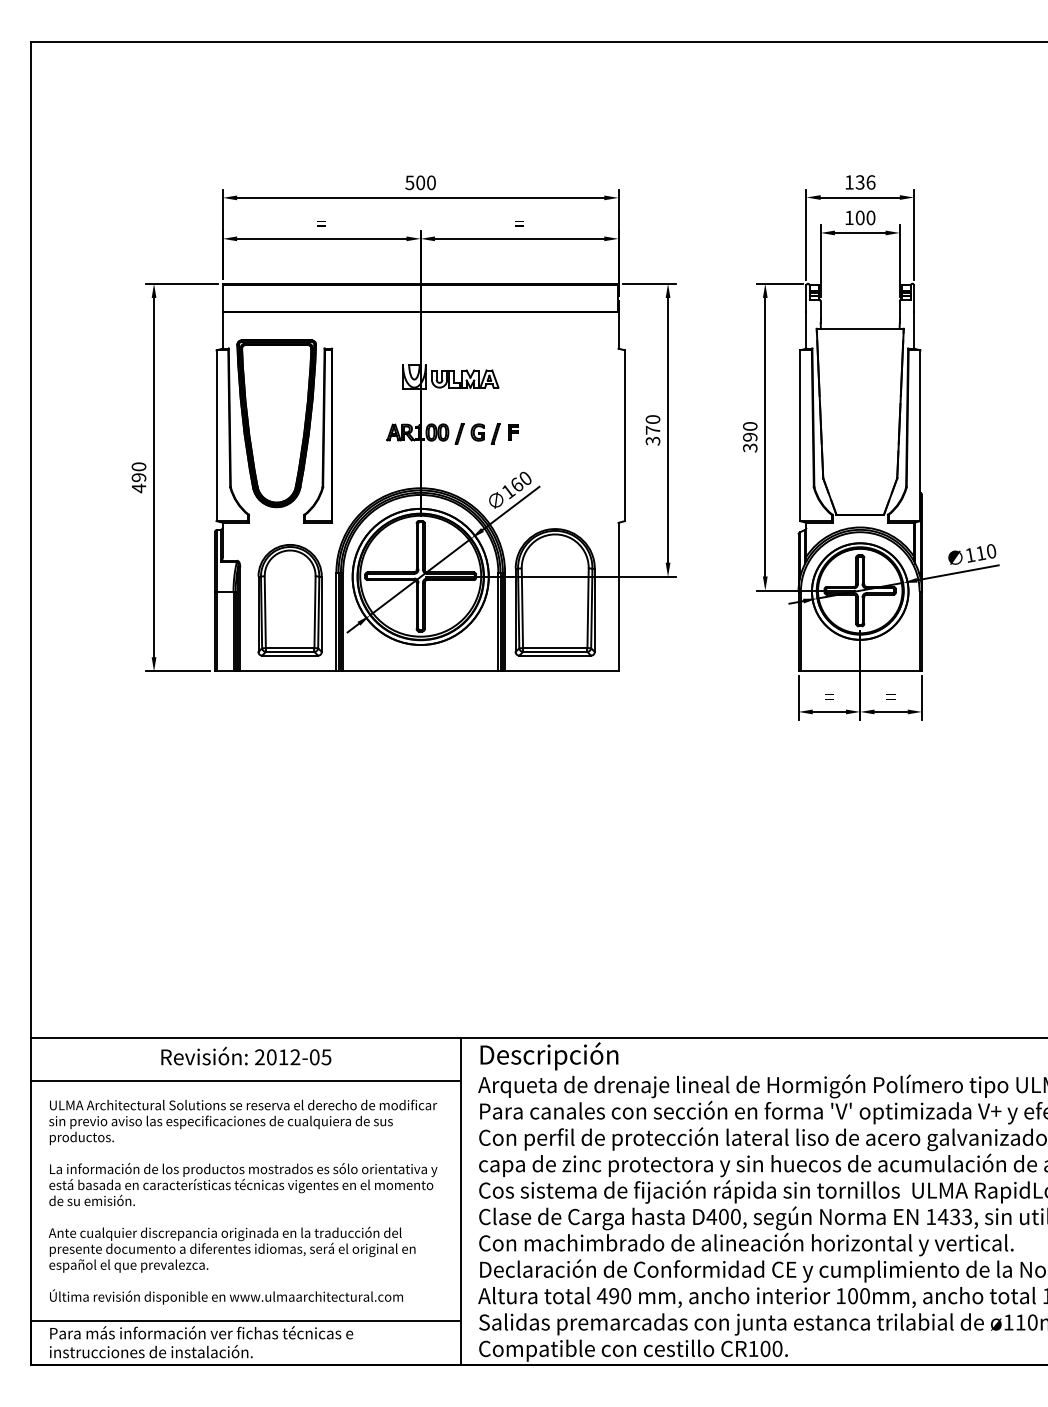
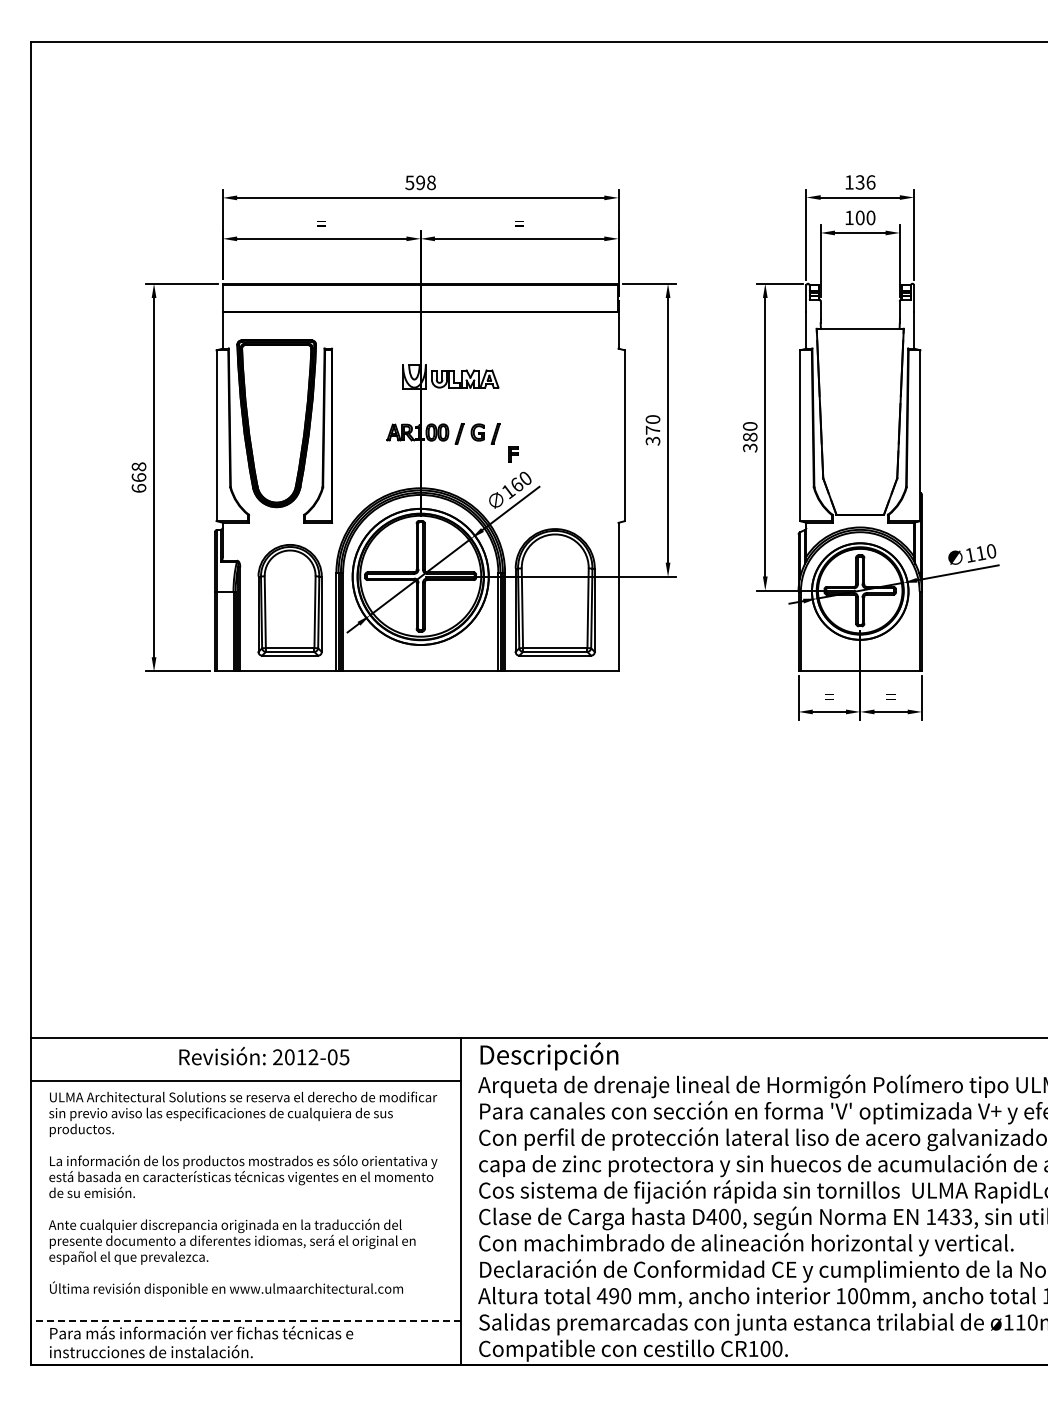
text: 500 -> 598 (425, 182)
part position: (513, 432) -> (513, 454) (513, 454)
text: 390 -> 380 (750, 436)
text: 490 -> 668 (138, 477)
text position: (246, 1056) -> (264, 1056) (264, 1056)
text position: (242, 1201) -> (242, 1193) (242, 1193)
line: solid -> dashed (245, 1321)
